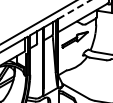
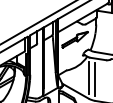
line: dashed -> solid (74, 9)
line: none -> present (88, 78)
line: none -> present (95, 78)
